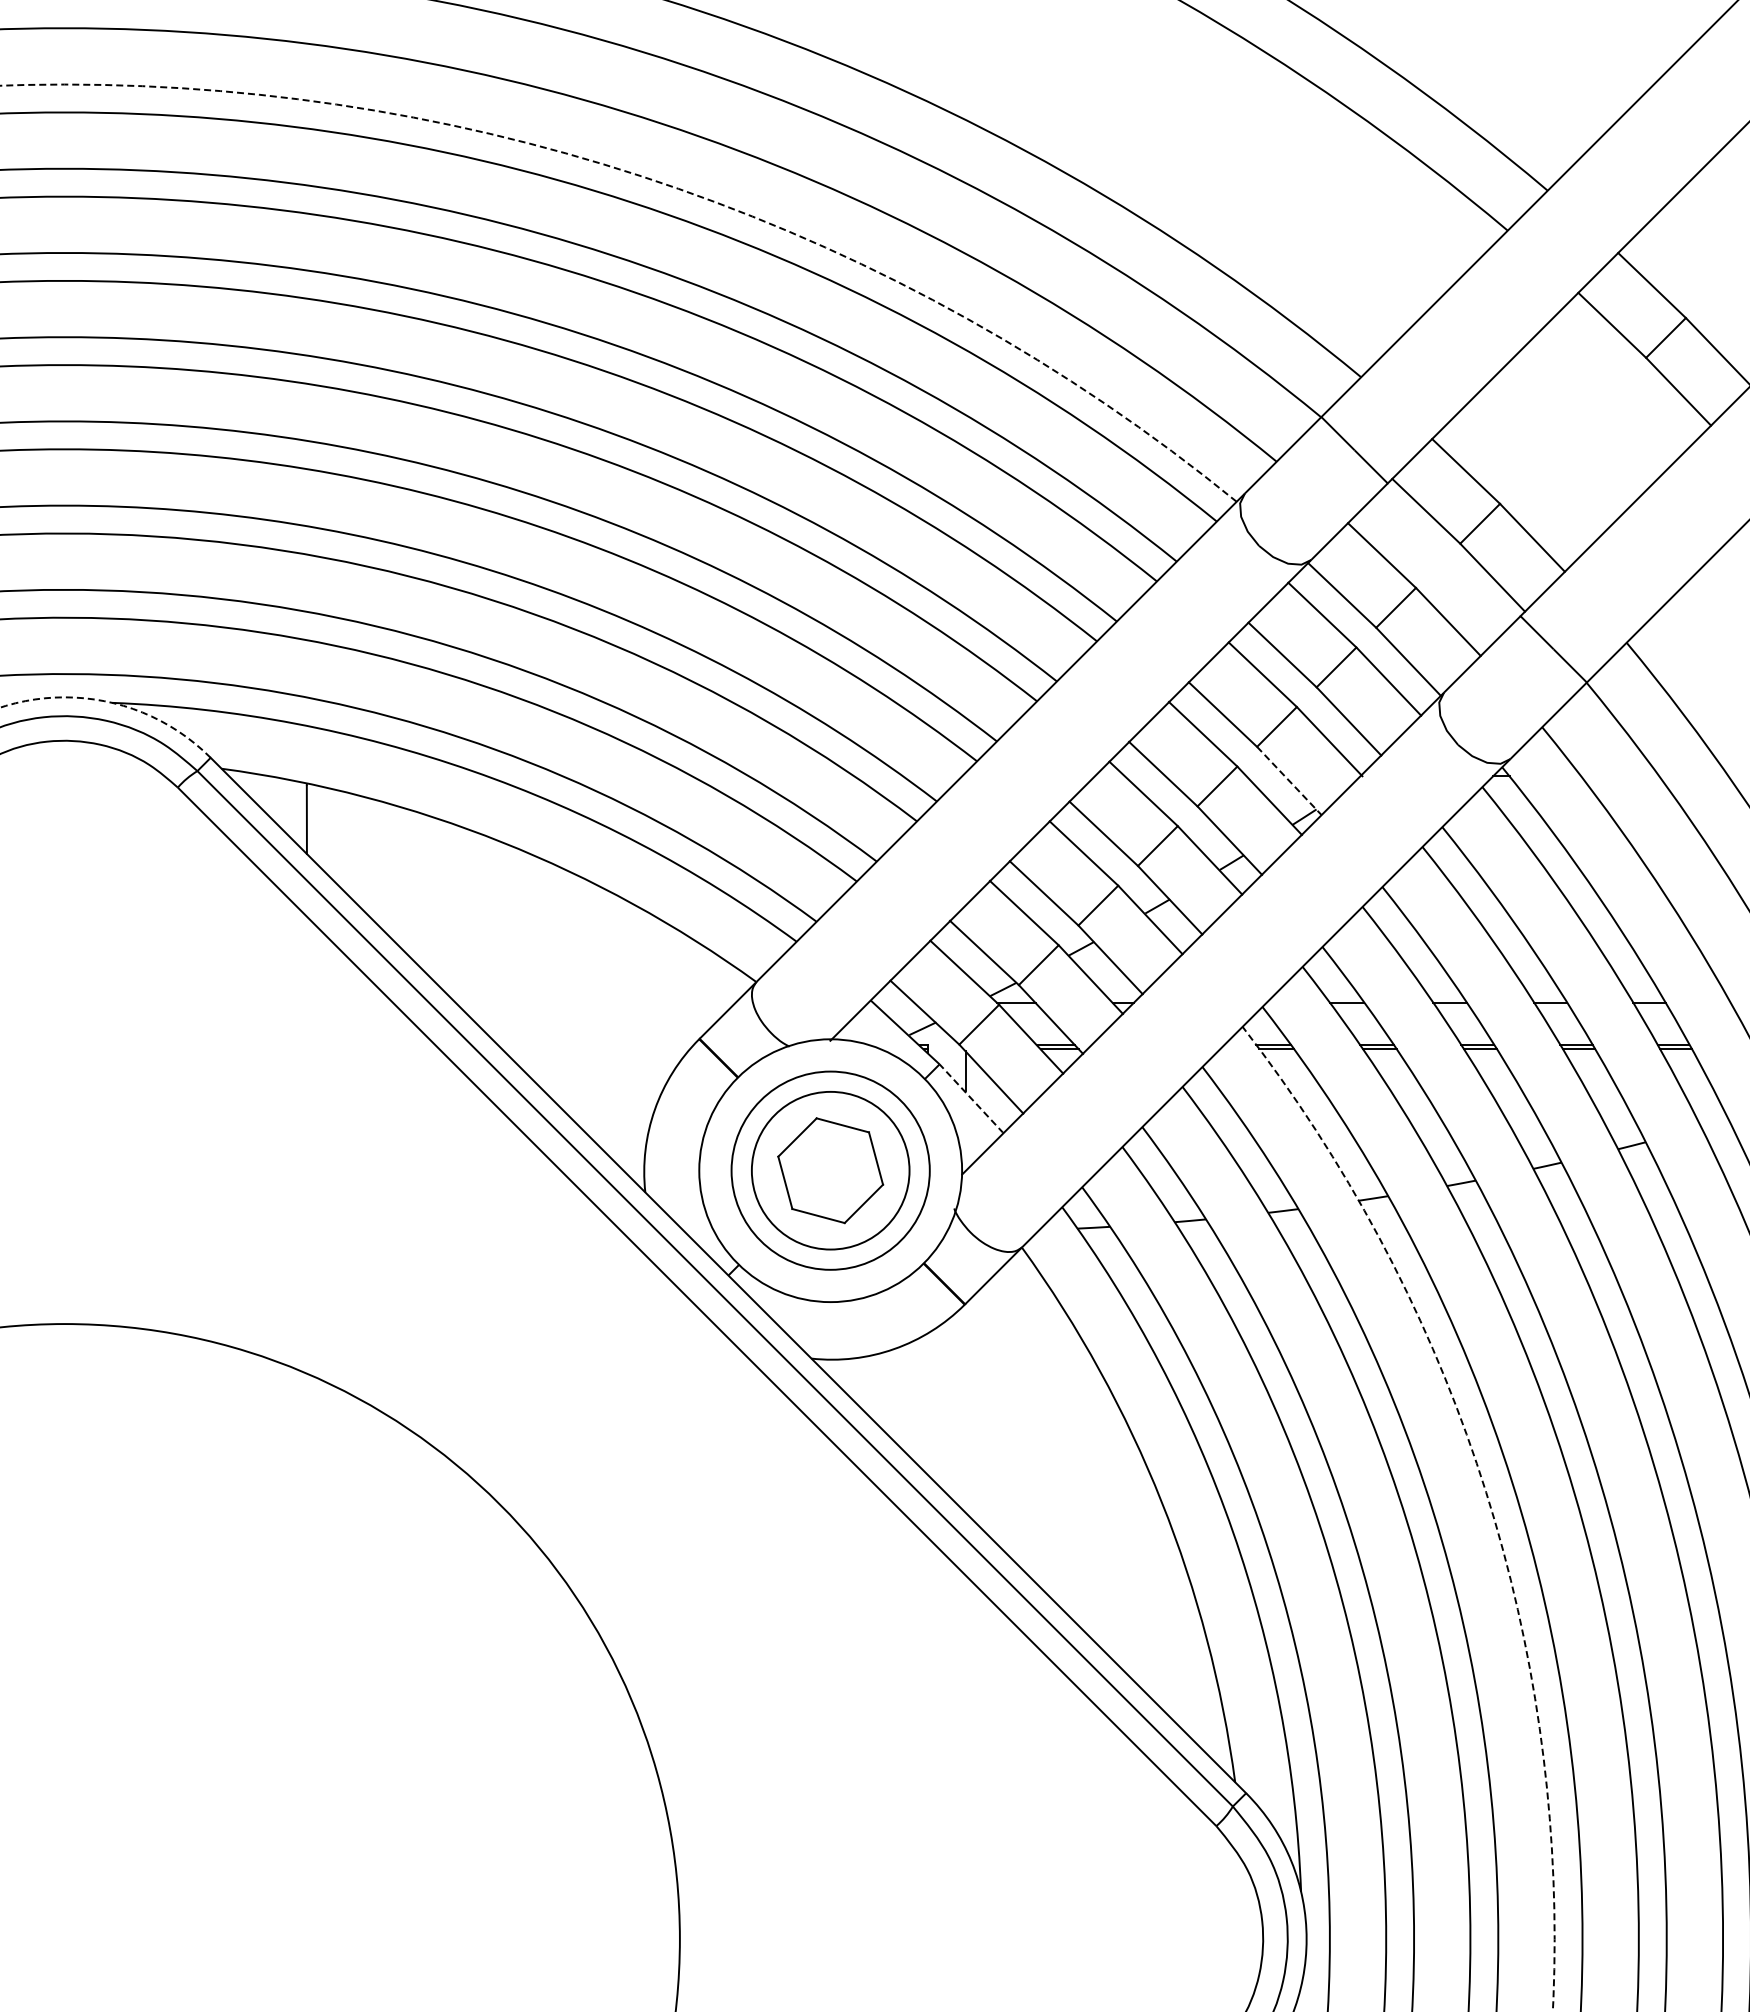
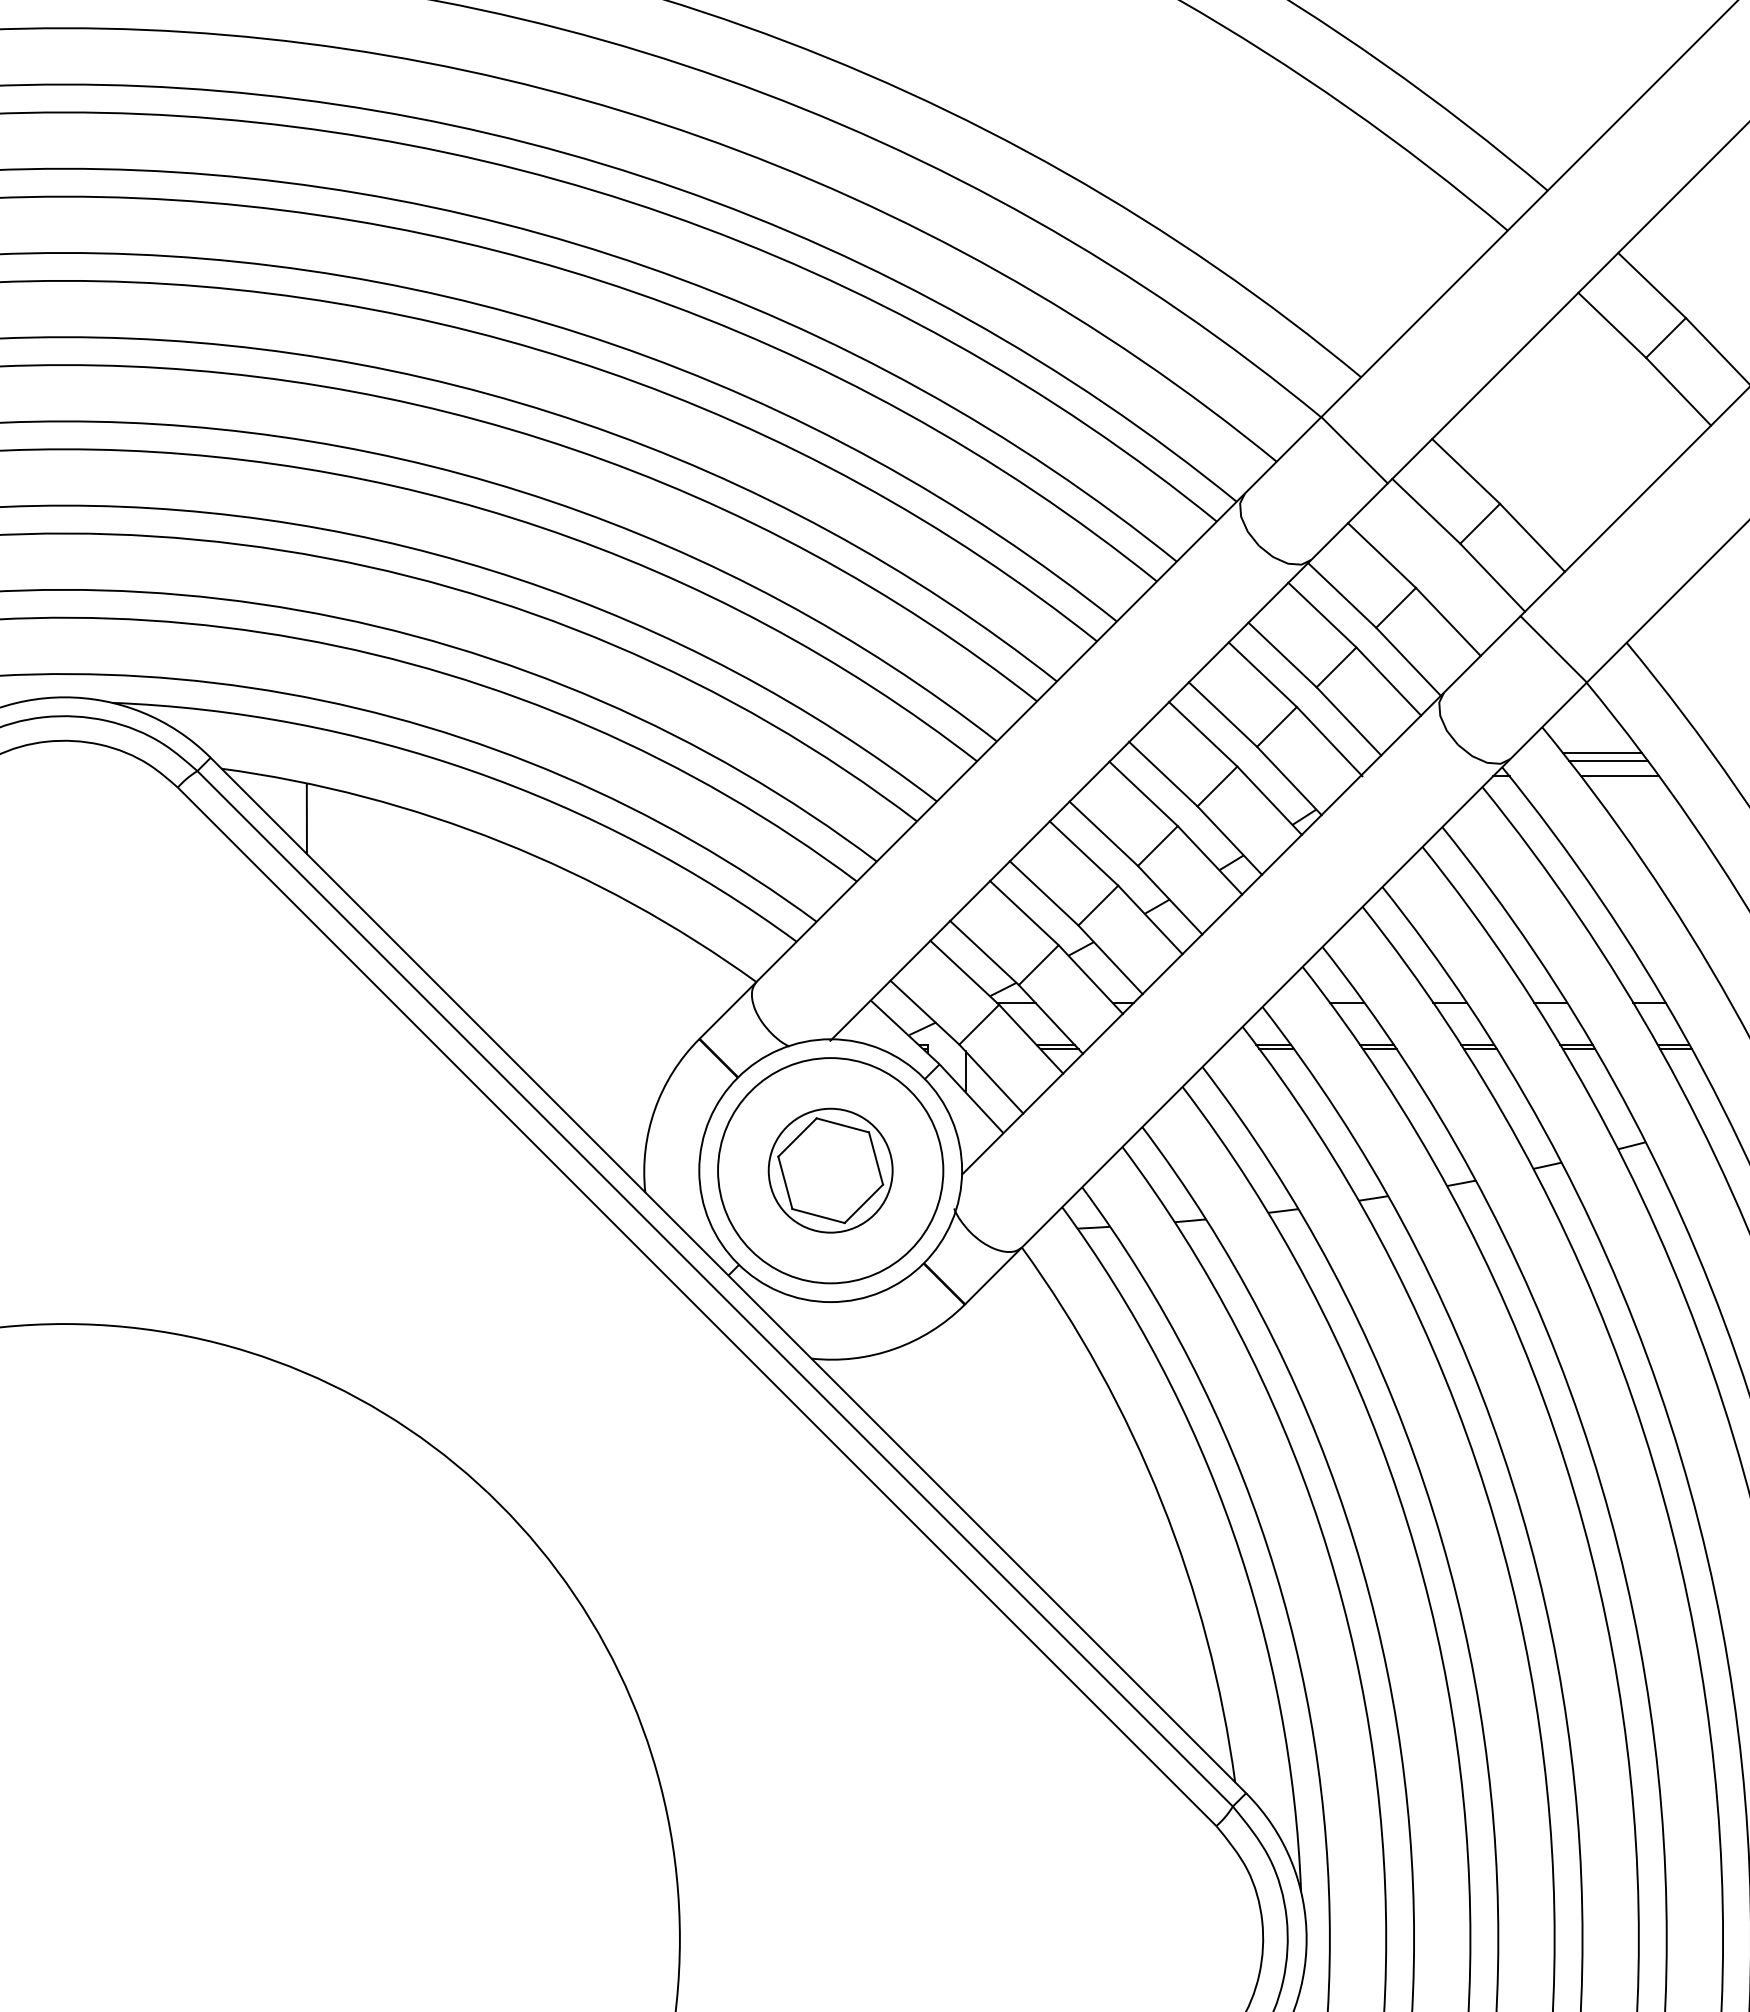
arc: dashed -> solid (656, 181)
arc: dashed -> solid (112, 703)
line: none -> present (1602, 753)
line: none -> present (1608, 761)
line: none -> present (1620, 776)
line: dashed -> solid (1289, 781)
line: dashed -> solid (972, 1099)
circle diameter: 158 px -> 225 px (830, 1170)
circle diameter: 198 px -> 124 px (830, 1170)
arc: dashed -> solid (1486, 1494)
